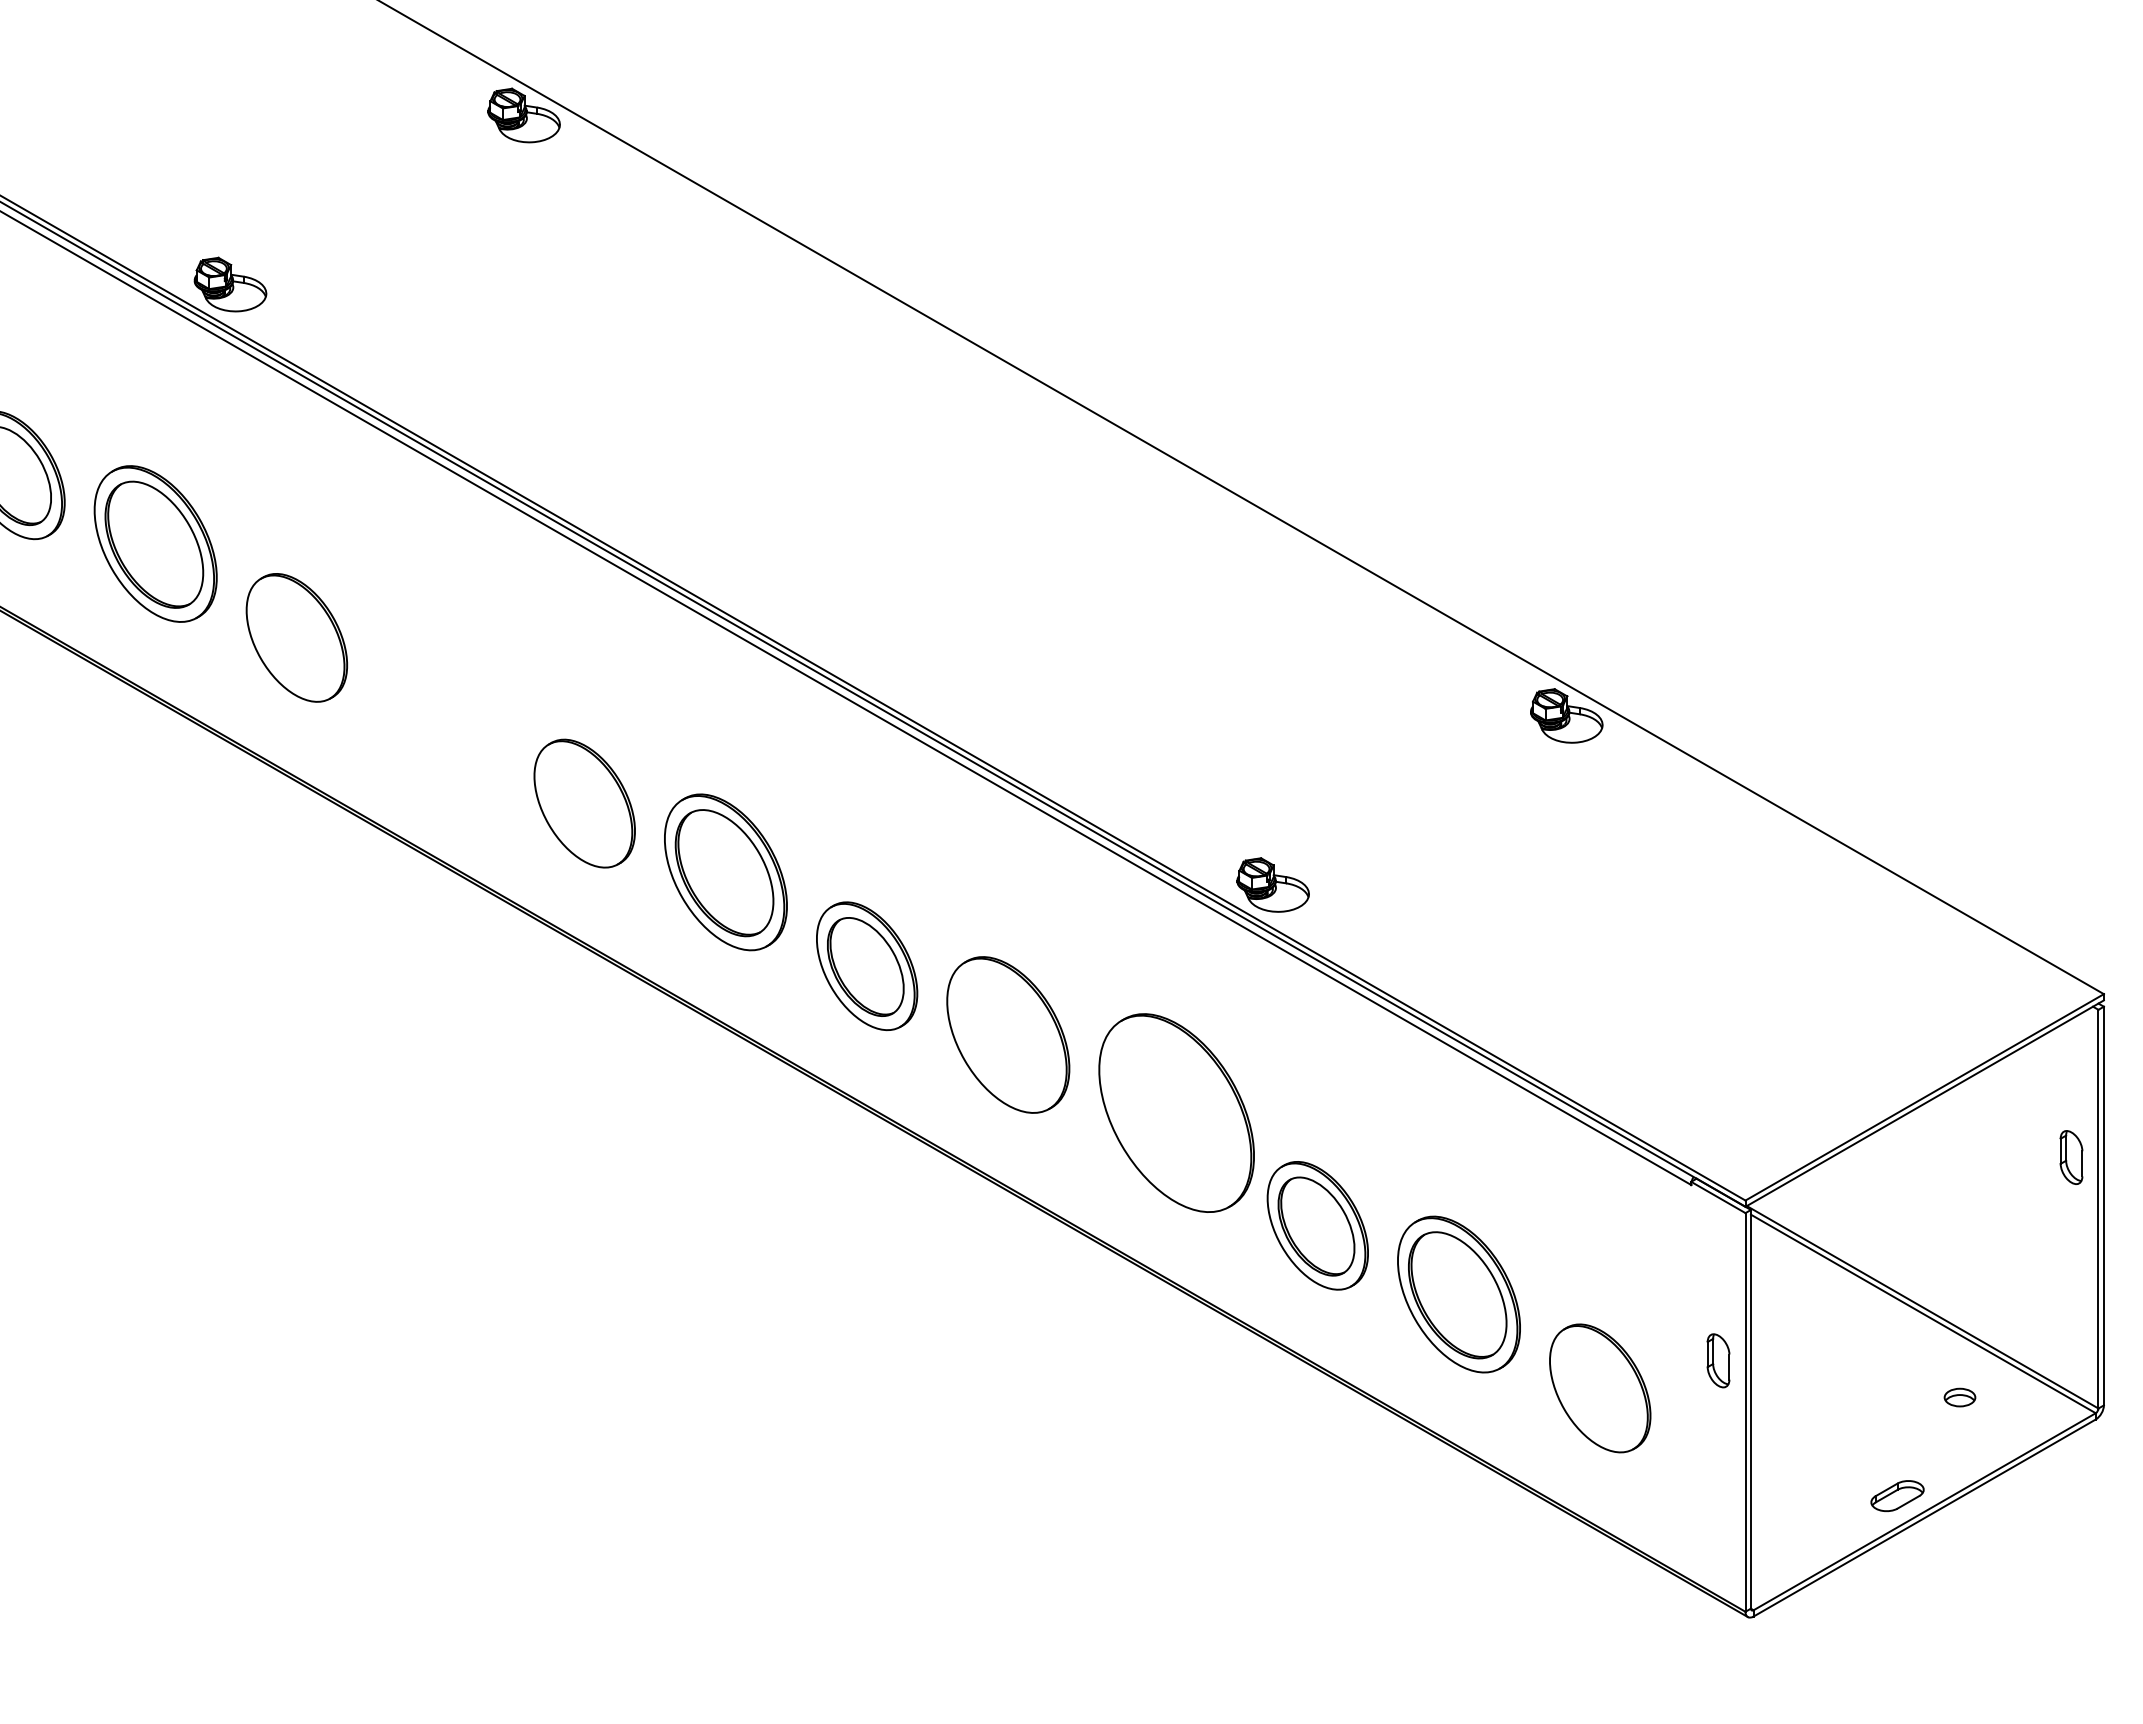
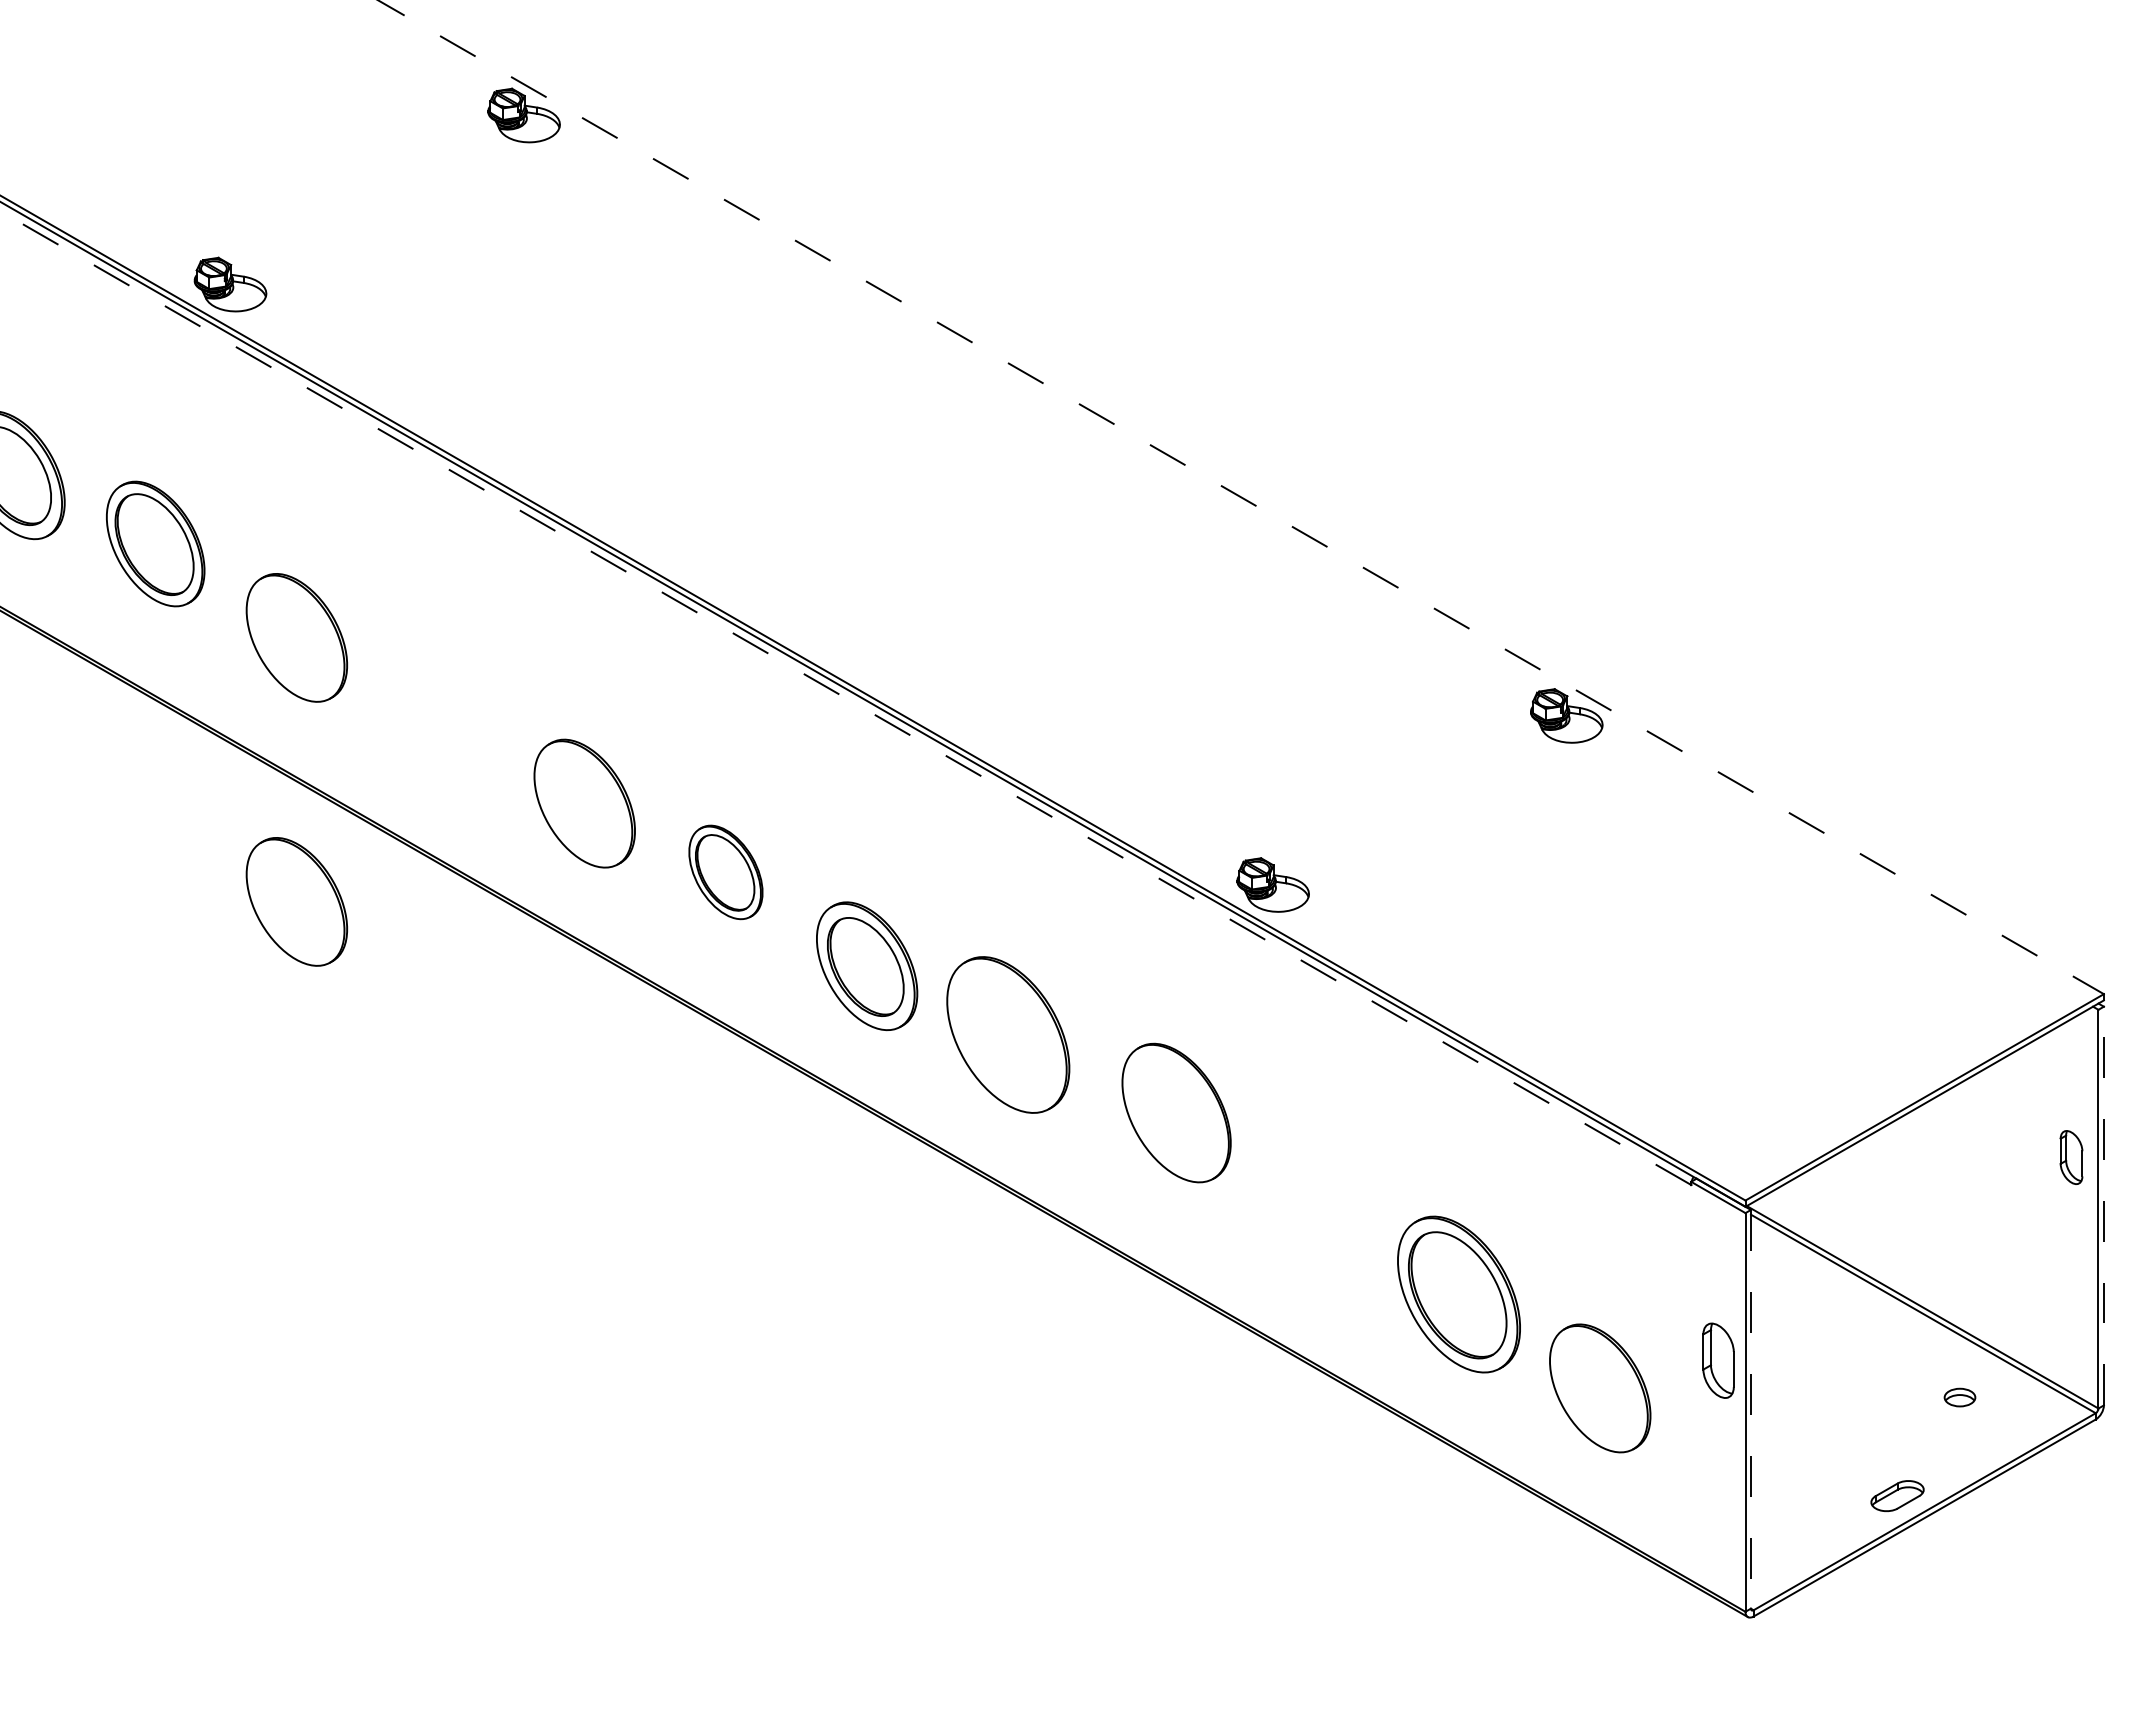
line: solid -> dashed (1240, 497)
part size: 125x158 px -> 100x128 px (155, 543)
line: solid -> dashed (845, 697)
part size: 124x159 px -> 76x97 px (725, 872)
part: none -> present (296, 901)
part size: 157x200 px -> 111x142 px (1176, 1112)
line: solid -> dashed (2103, 1205)
part: present -> none (1317, 1225)
part size: 25x56 px -> 33x77 px (1718, 1360)
line: solid -> dashed (1750, 1409)
